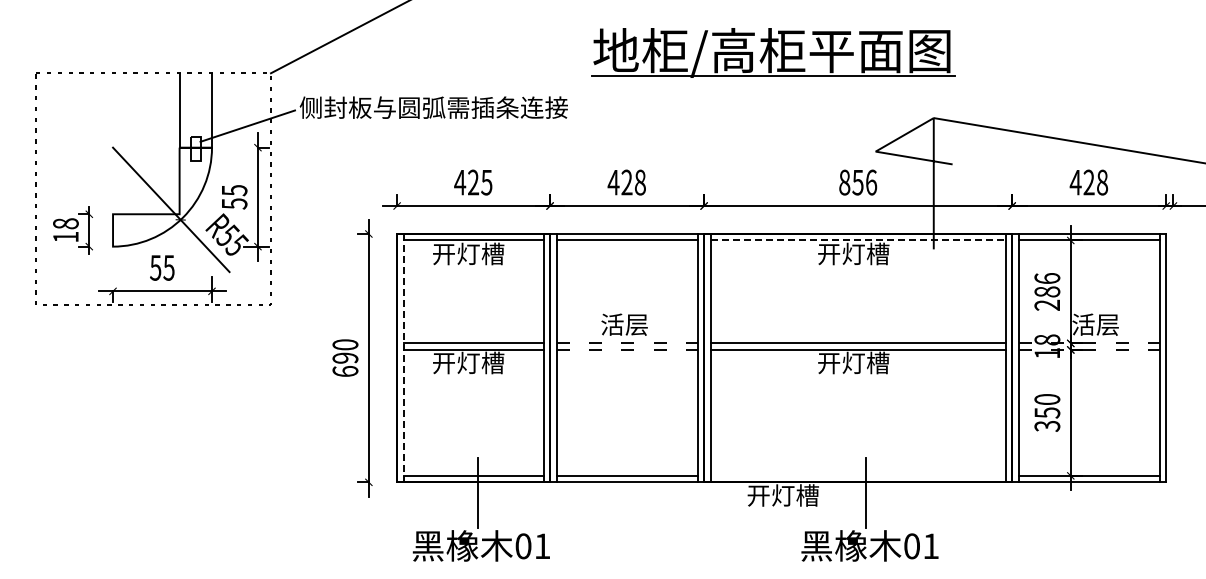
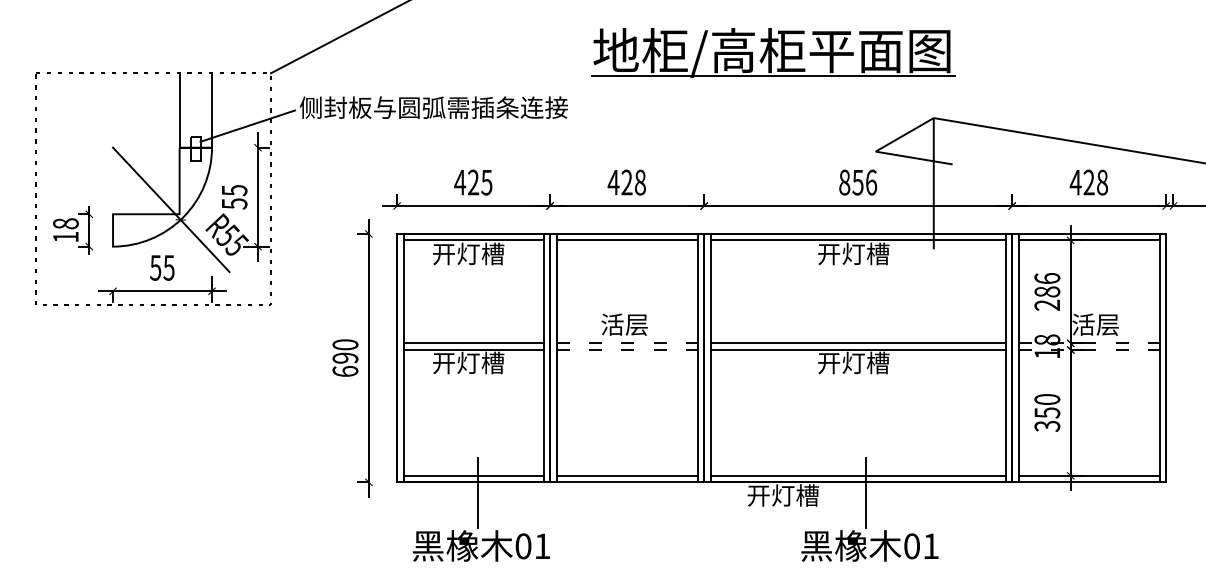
line: dashed -> solid (858, 240)
line: dashed -> solid (403, 358)
line: none -> present (857, 475)
